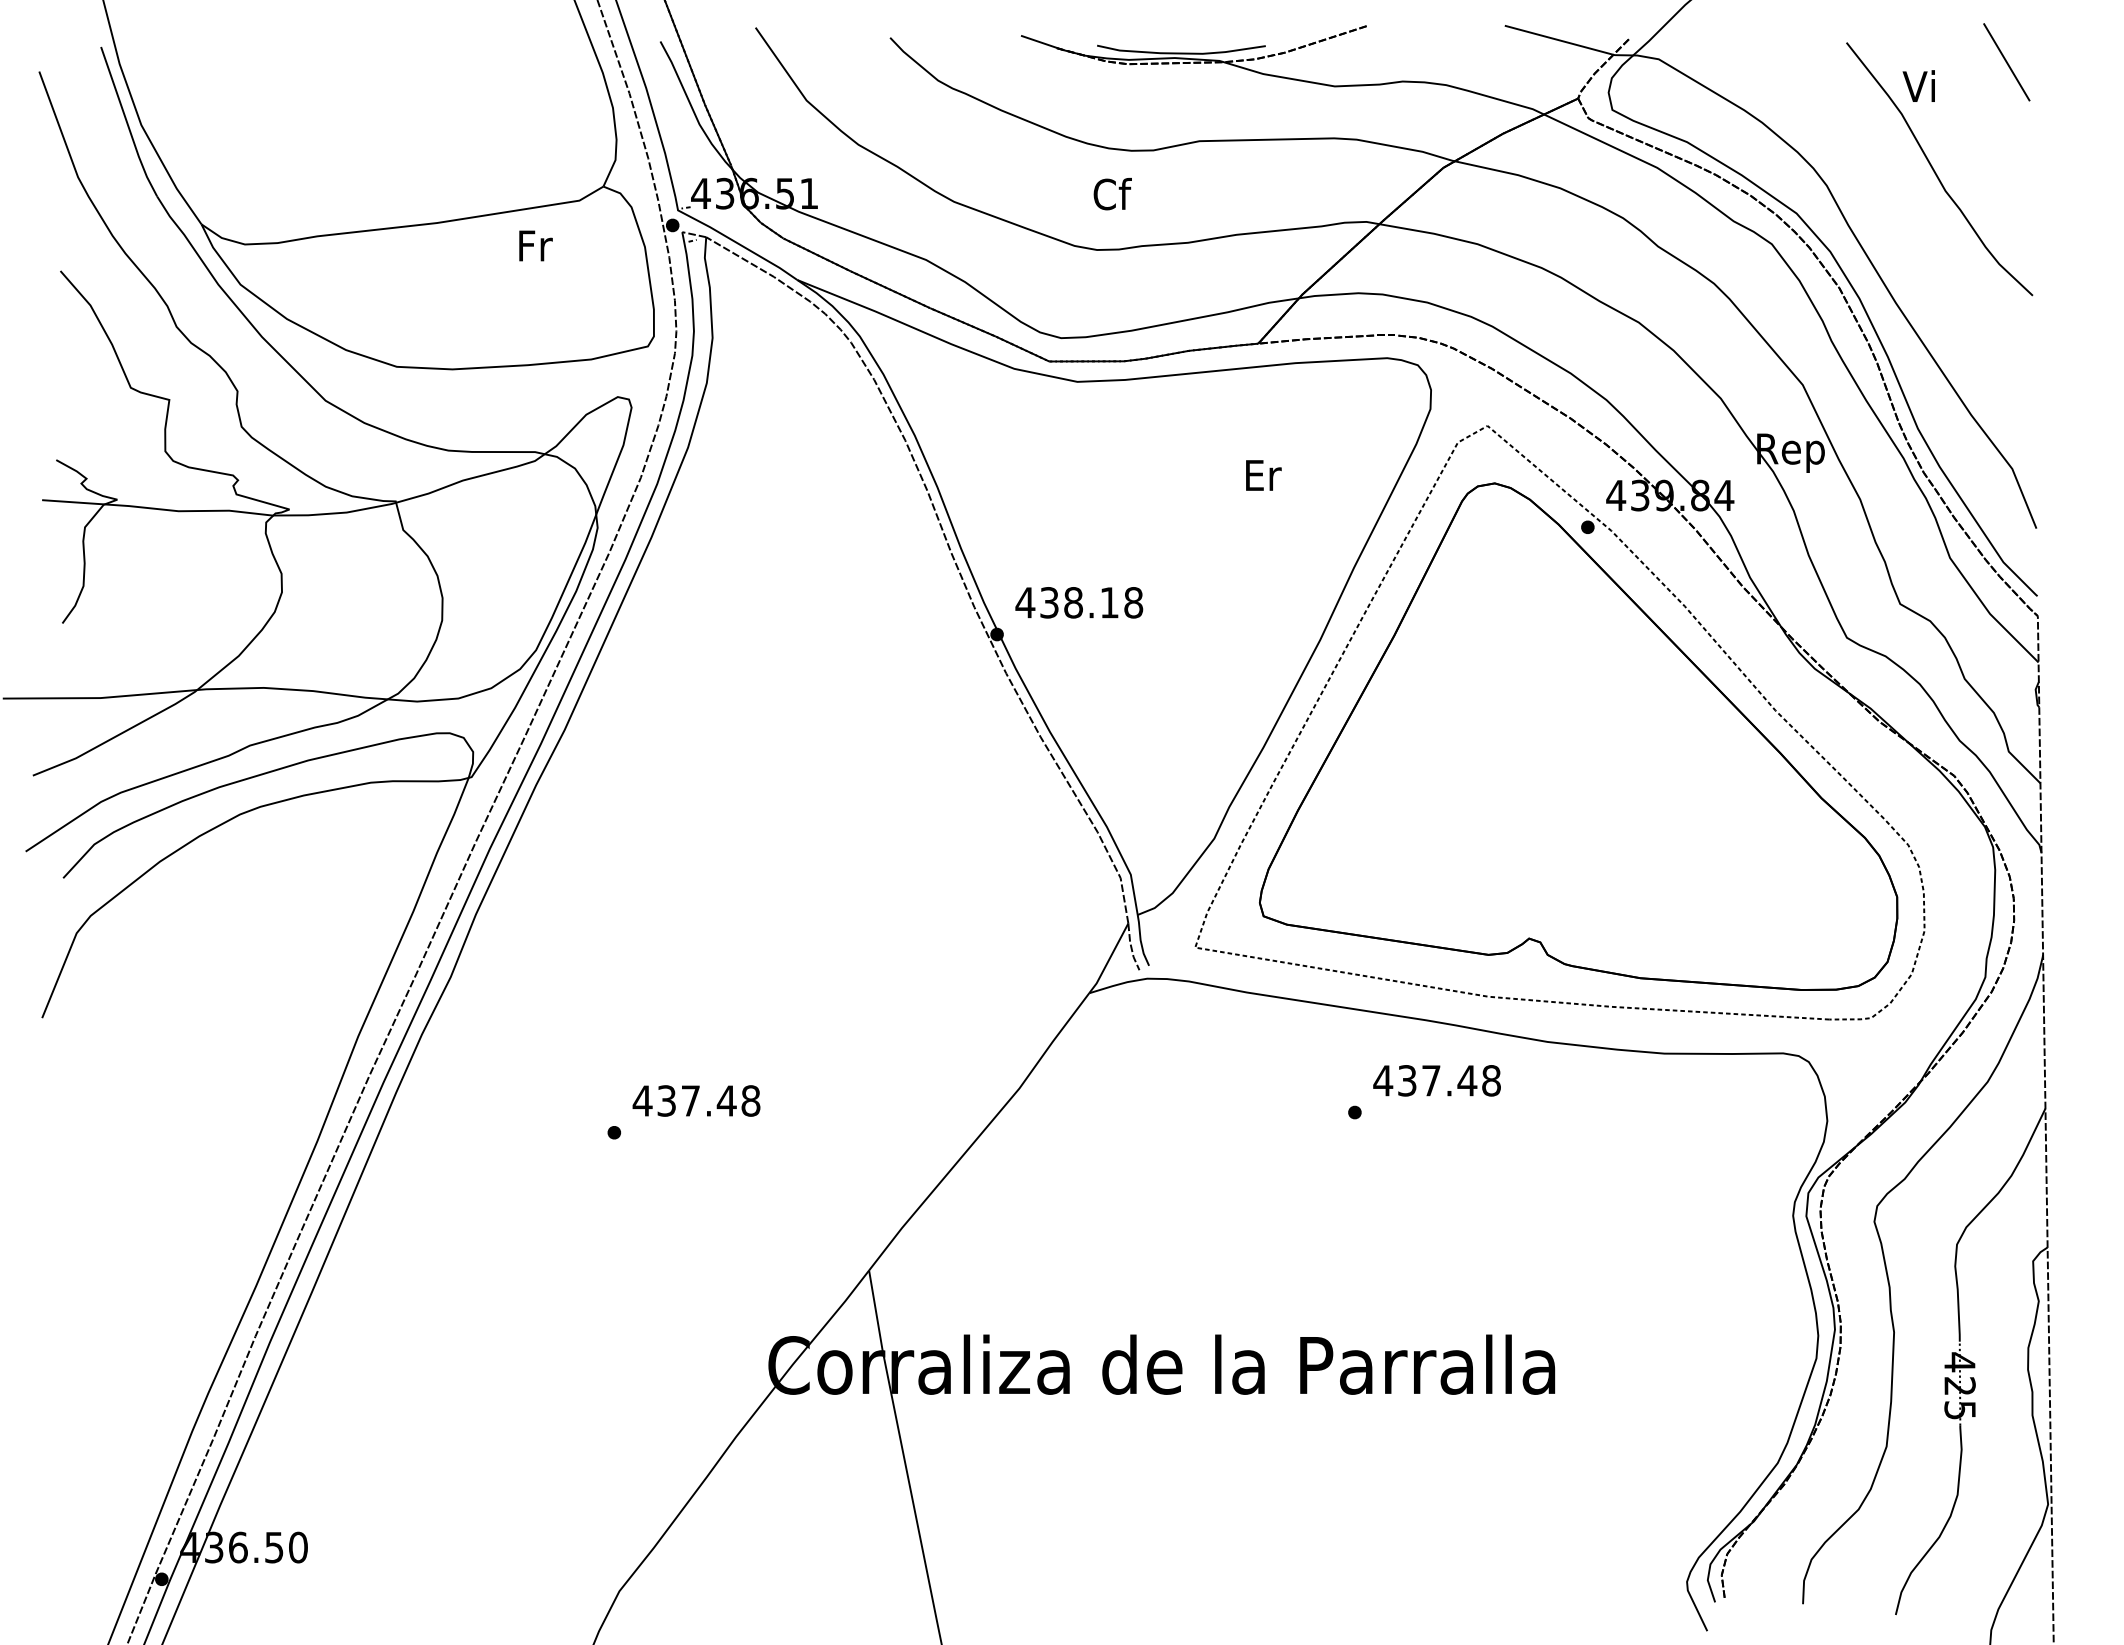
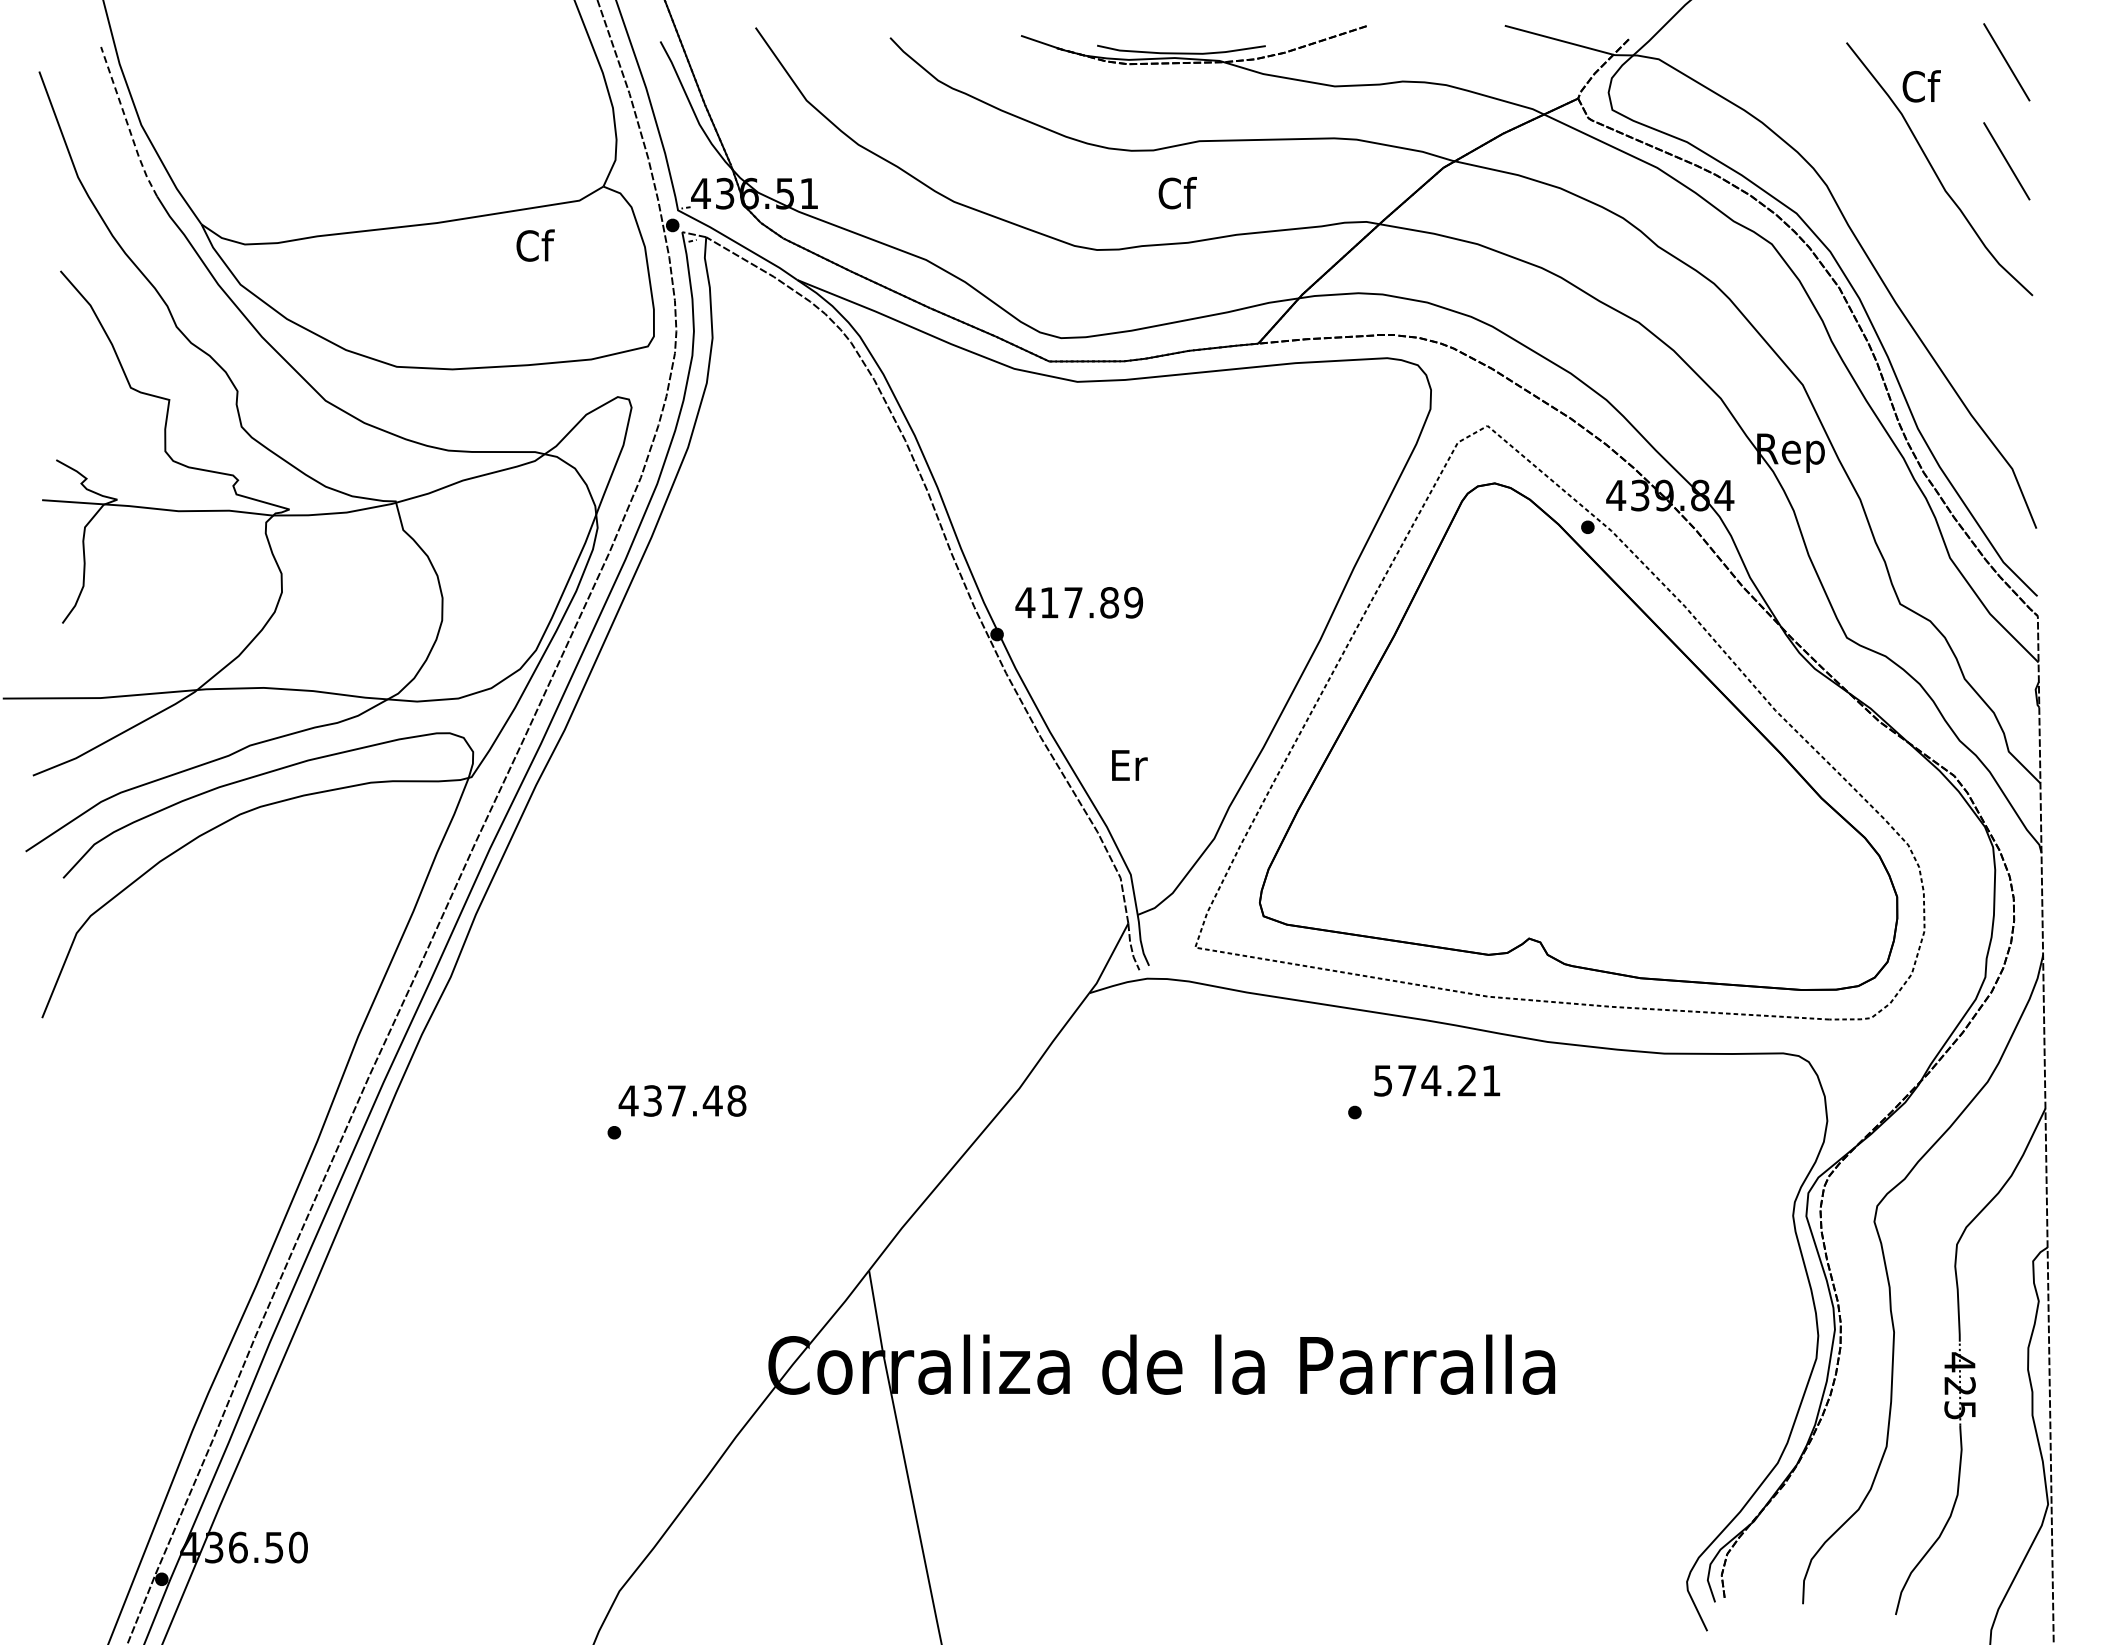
text: Vi -> Cf (1921, 86)
line: solid -> dashed (127, 123)
line: none -> present (2006, 161)
text position: (1112, 194) -> (1177, 193) (1177, 193)
text: Fr -> Cf (535, 245)
text position: (1263, 475) -> (1129, 765) (1129, 765)
text: 438.18 -> 417.89 (1091, 602)
text: 437.48 -> 574.21 (1436, 1080)
text position: (696, 1100) -> (682, 1100) (682, 1100)
